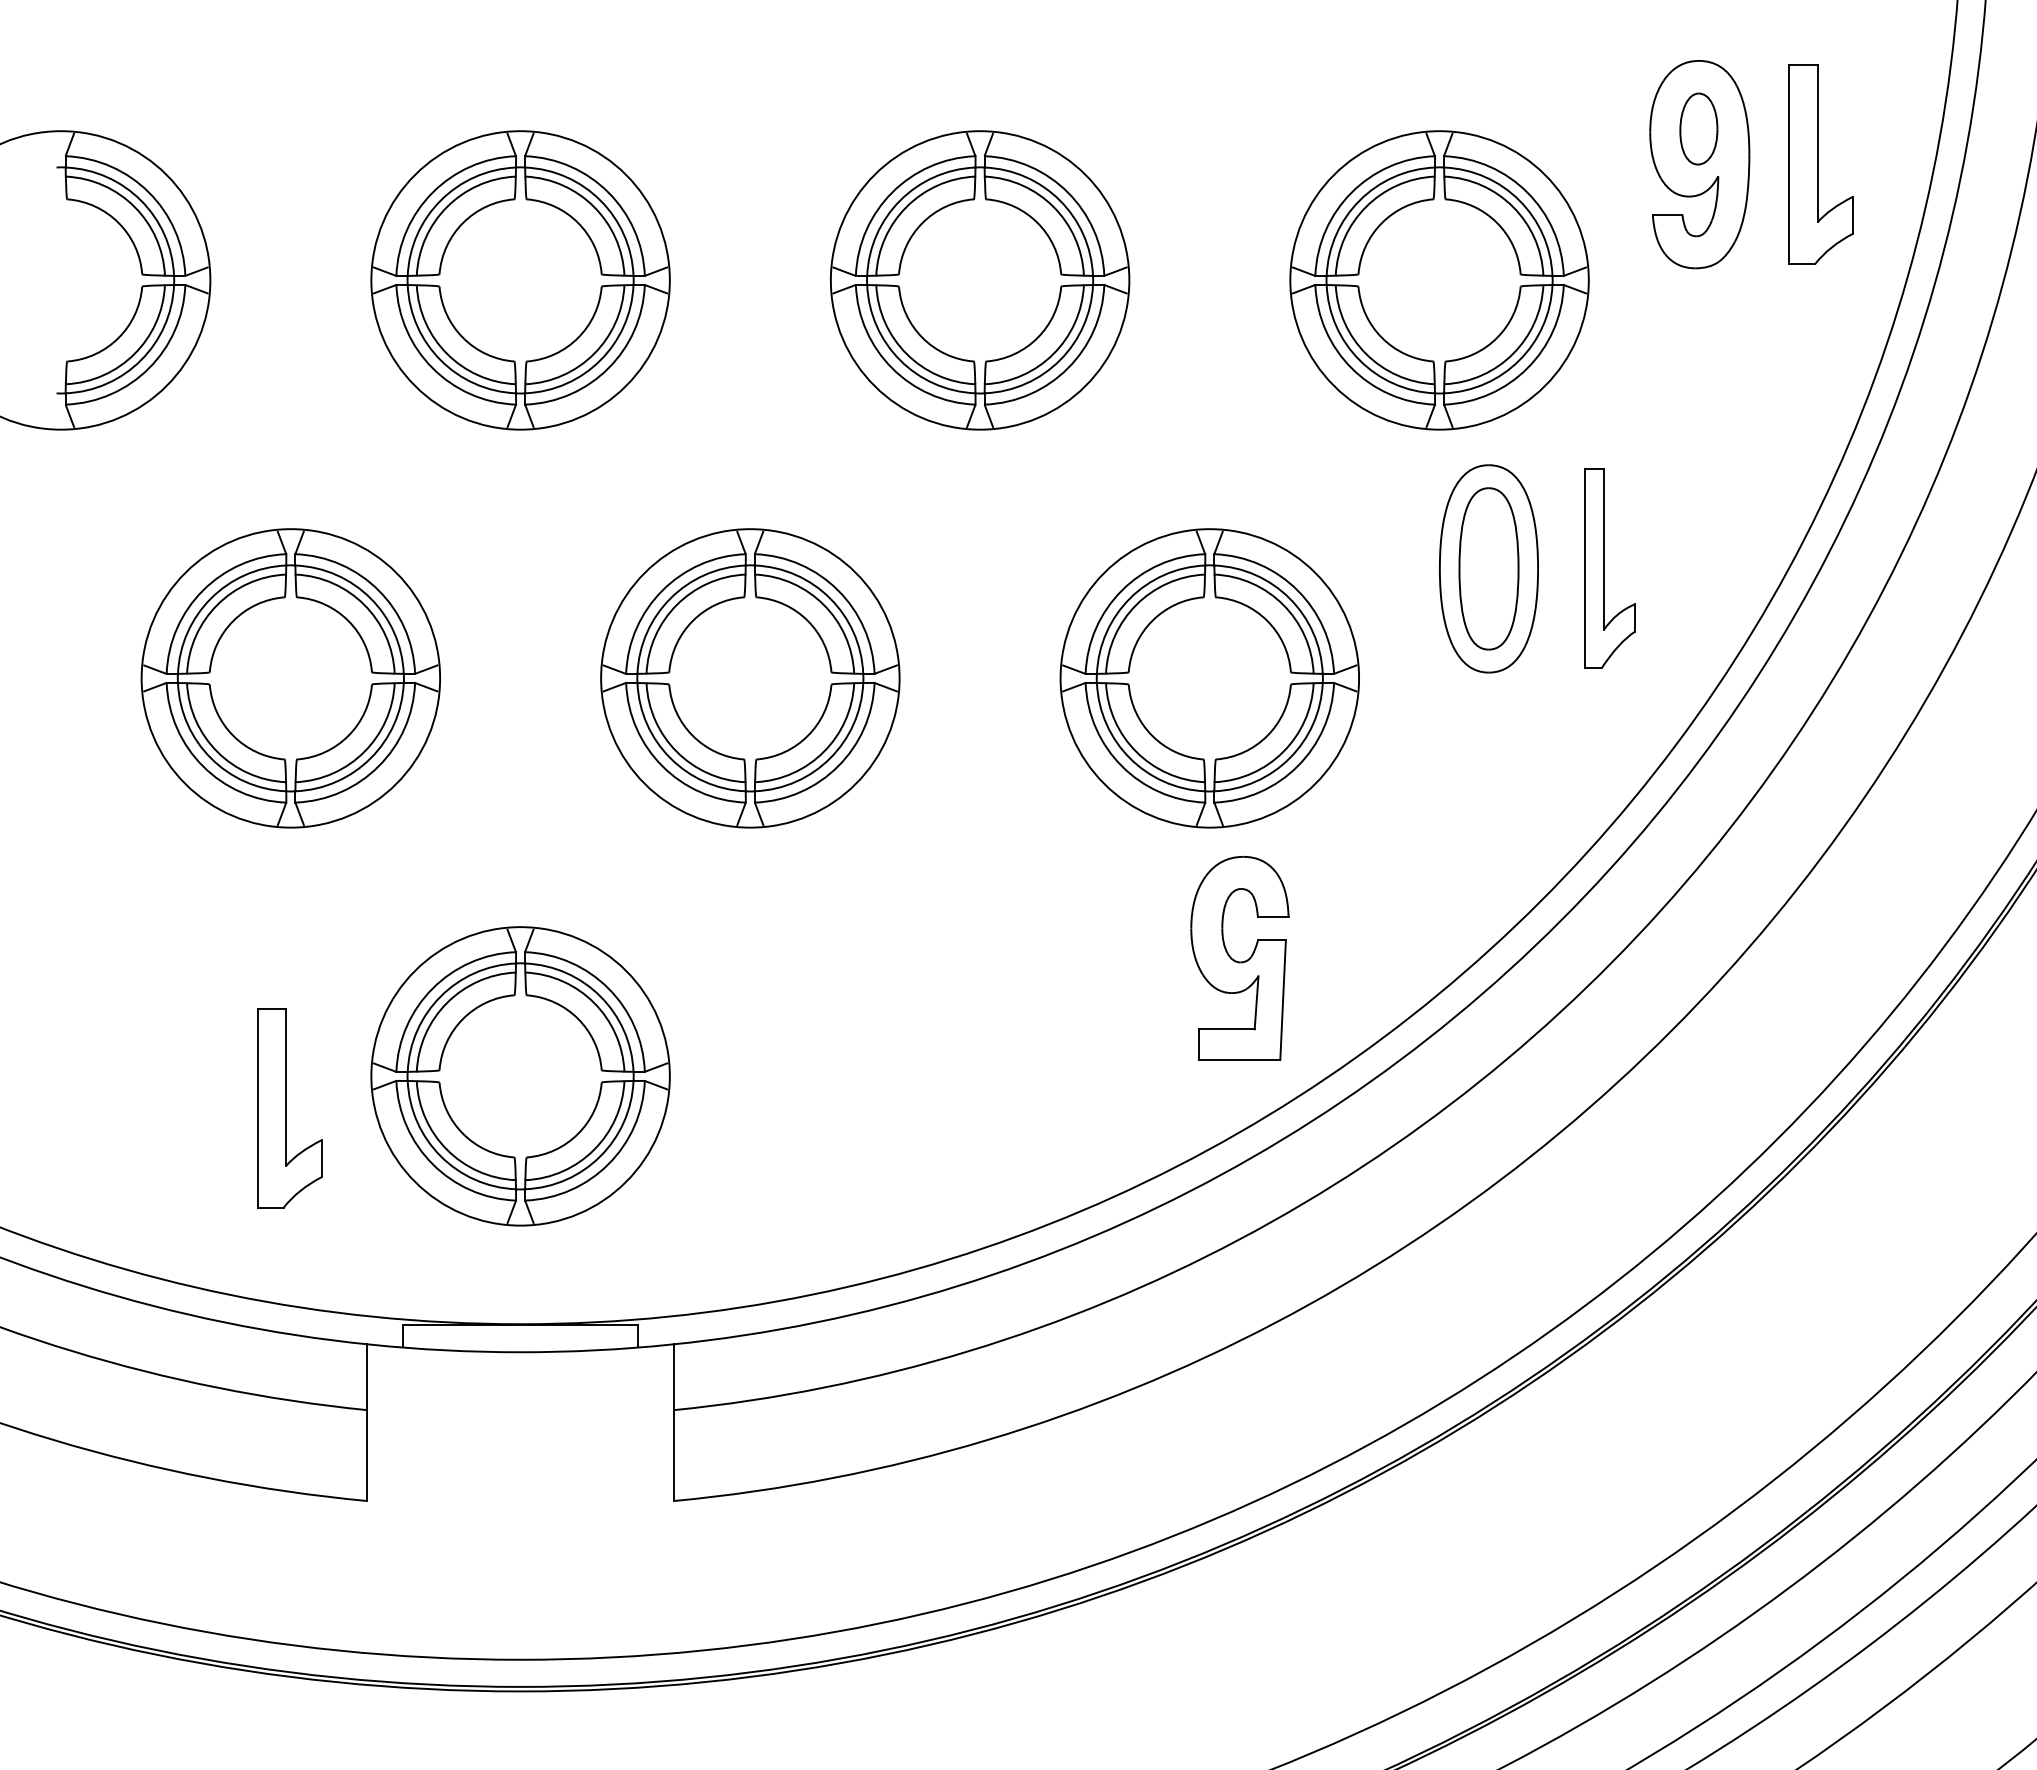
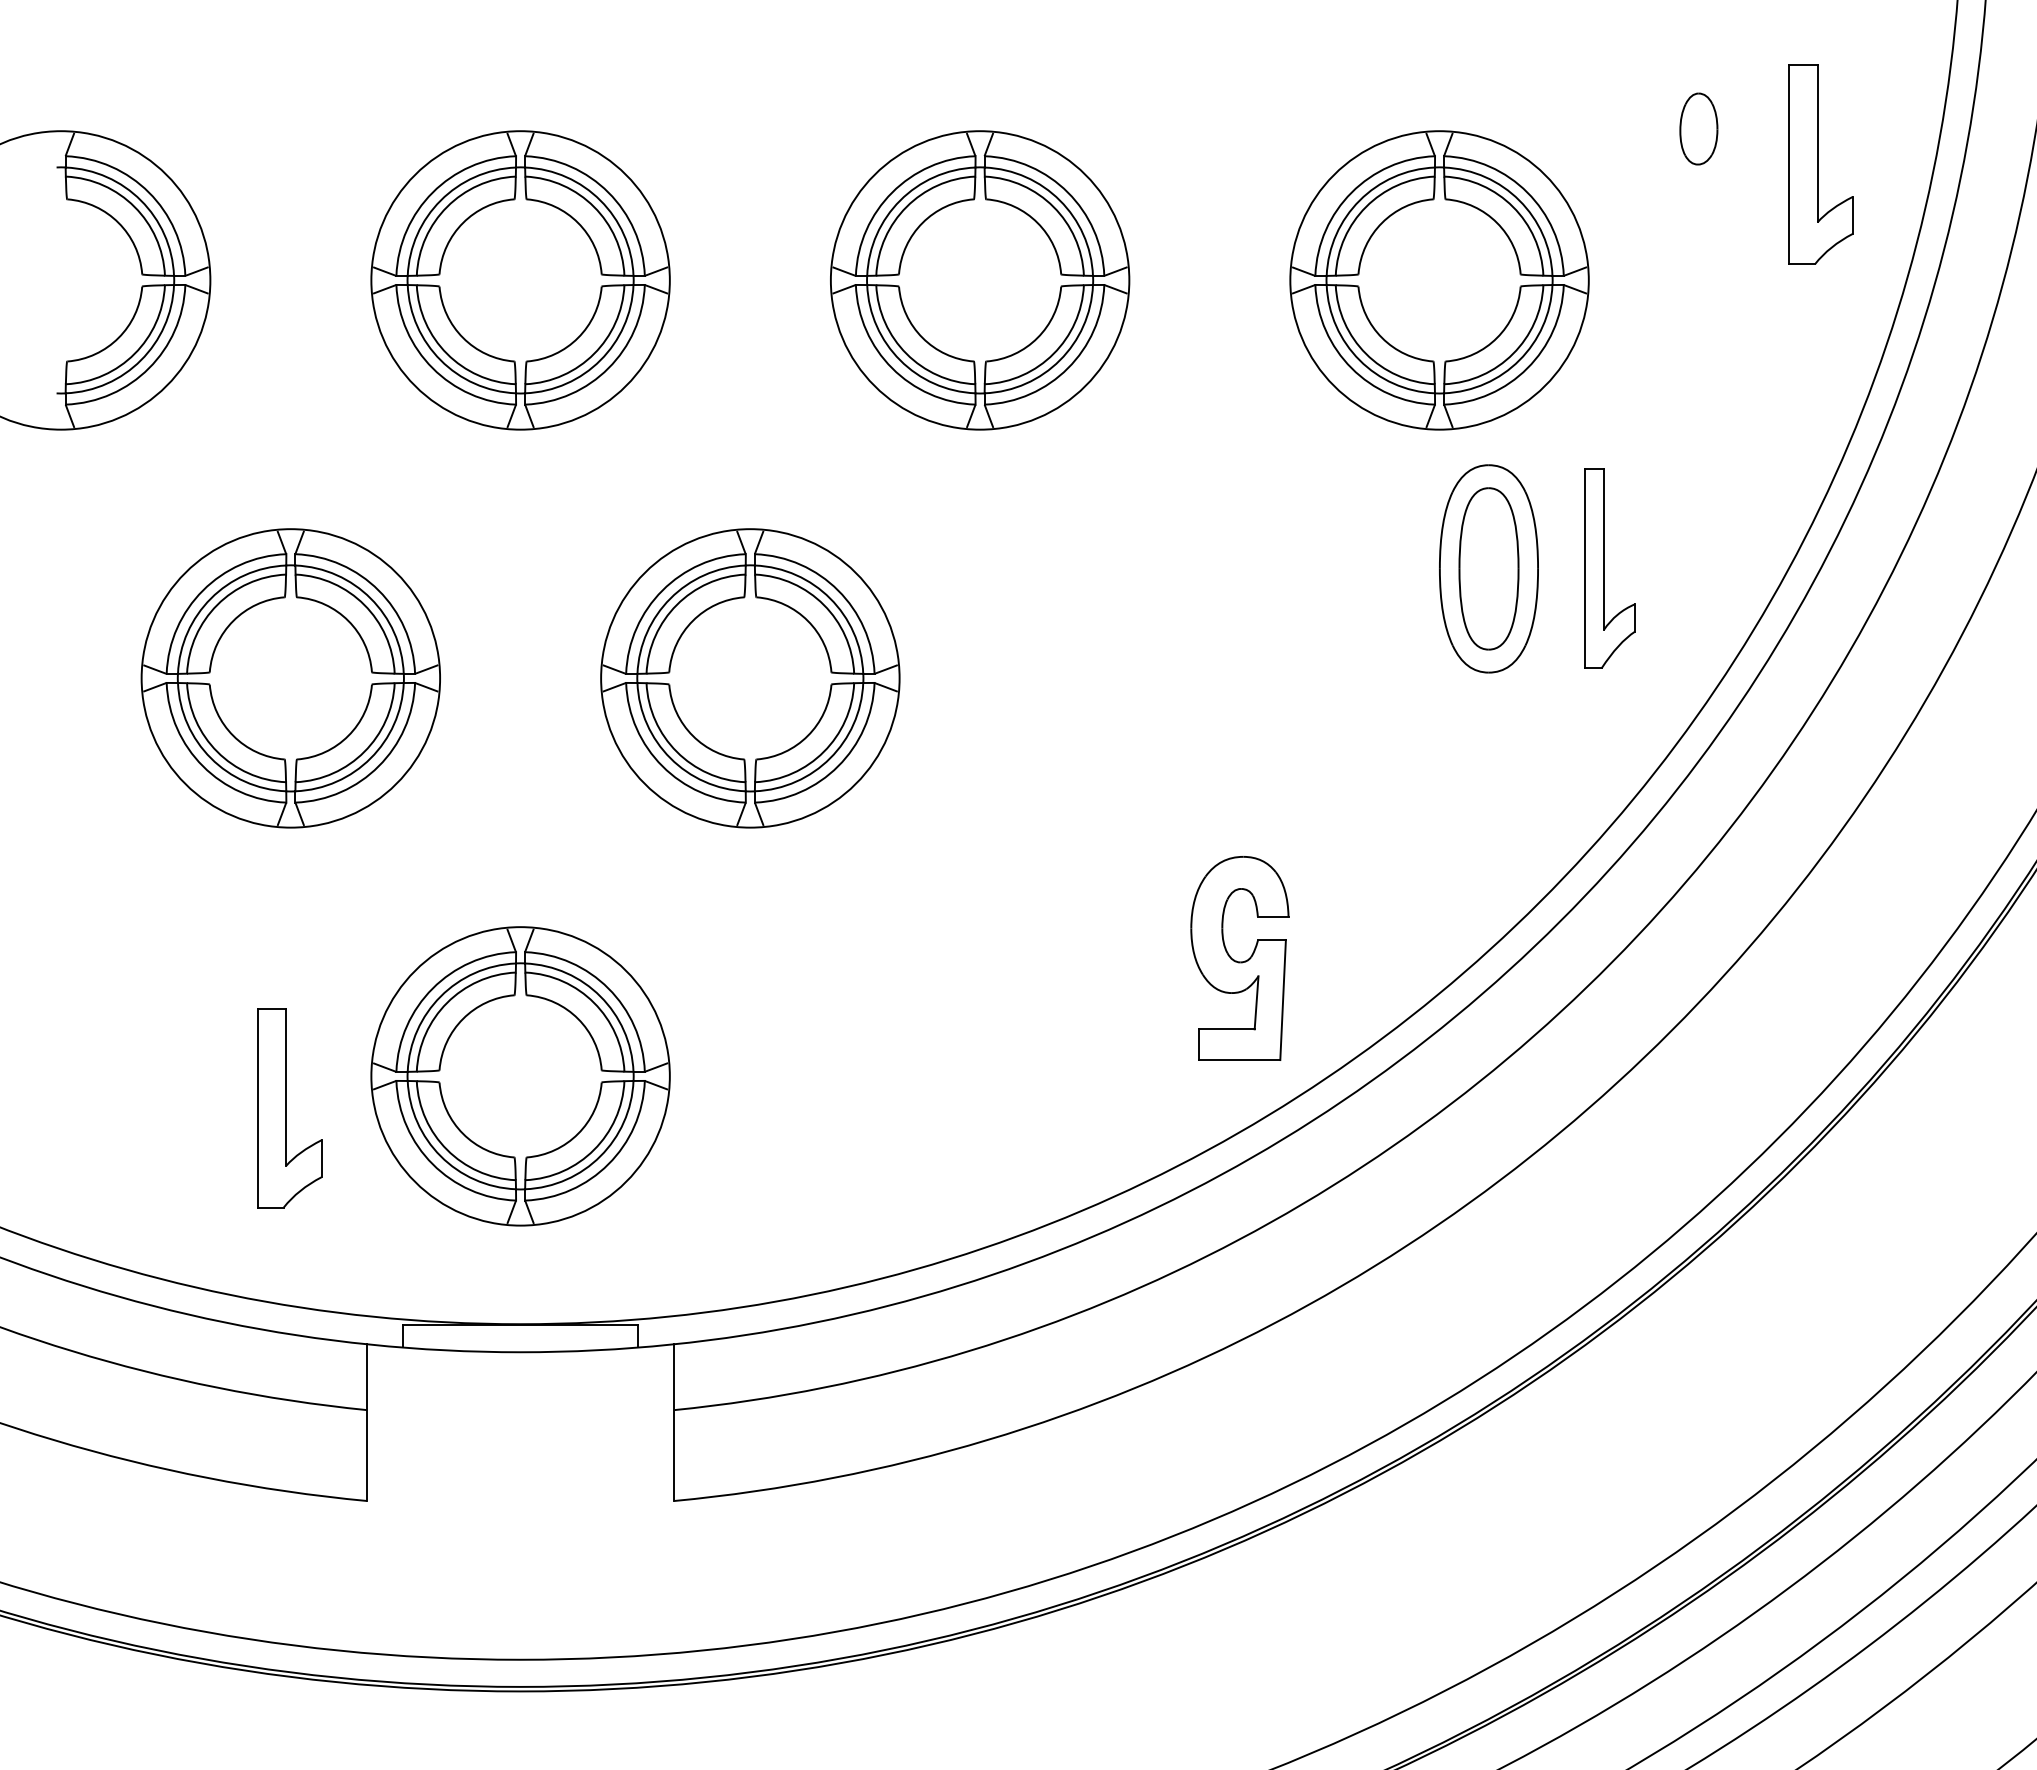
part: present -> none (1699, 164)
part: present -> none (1209, 678)
